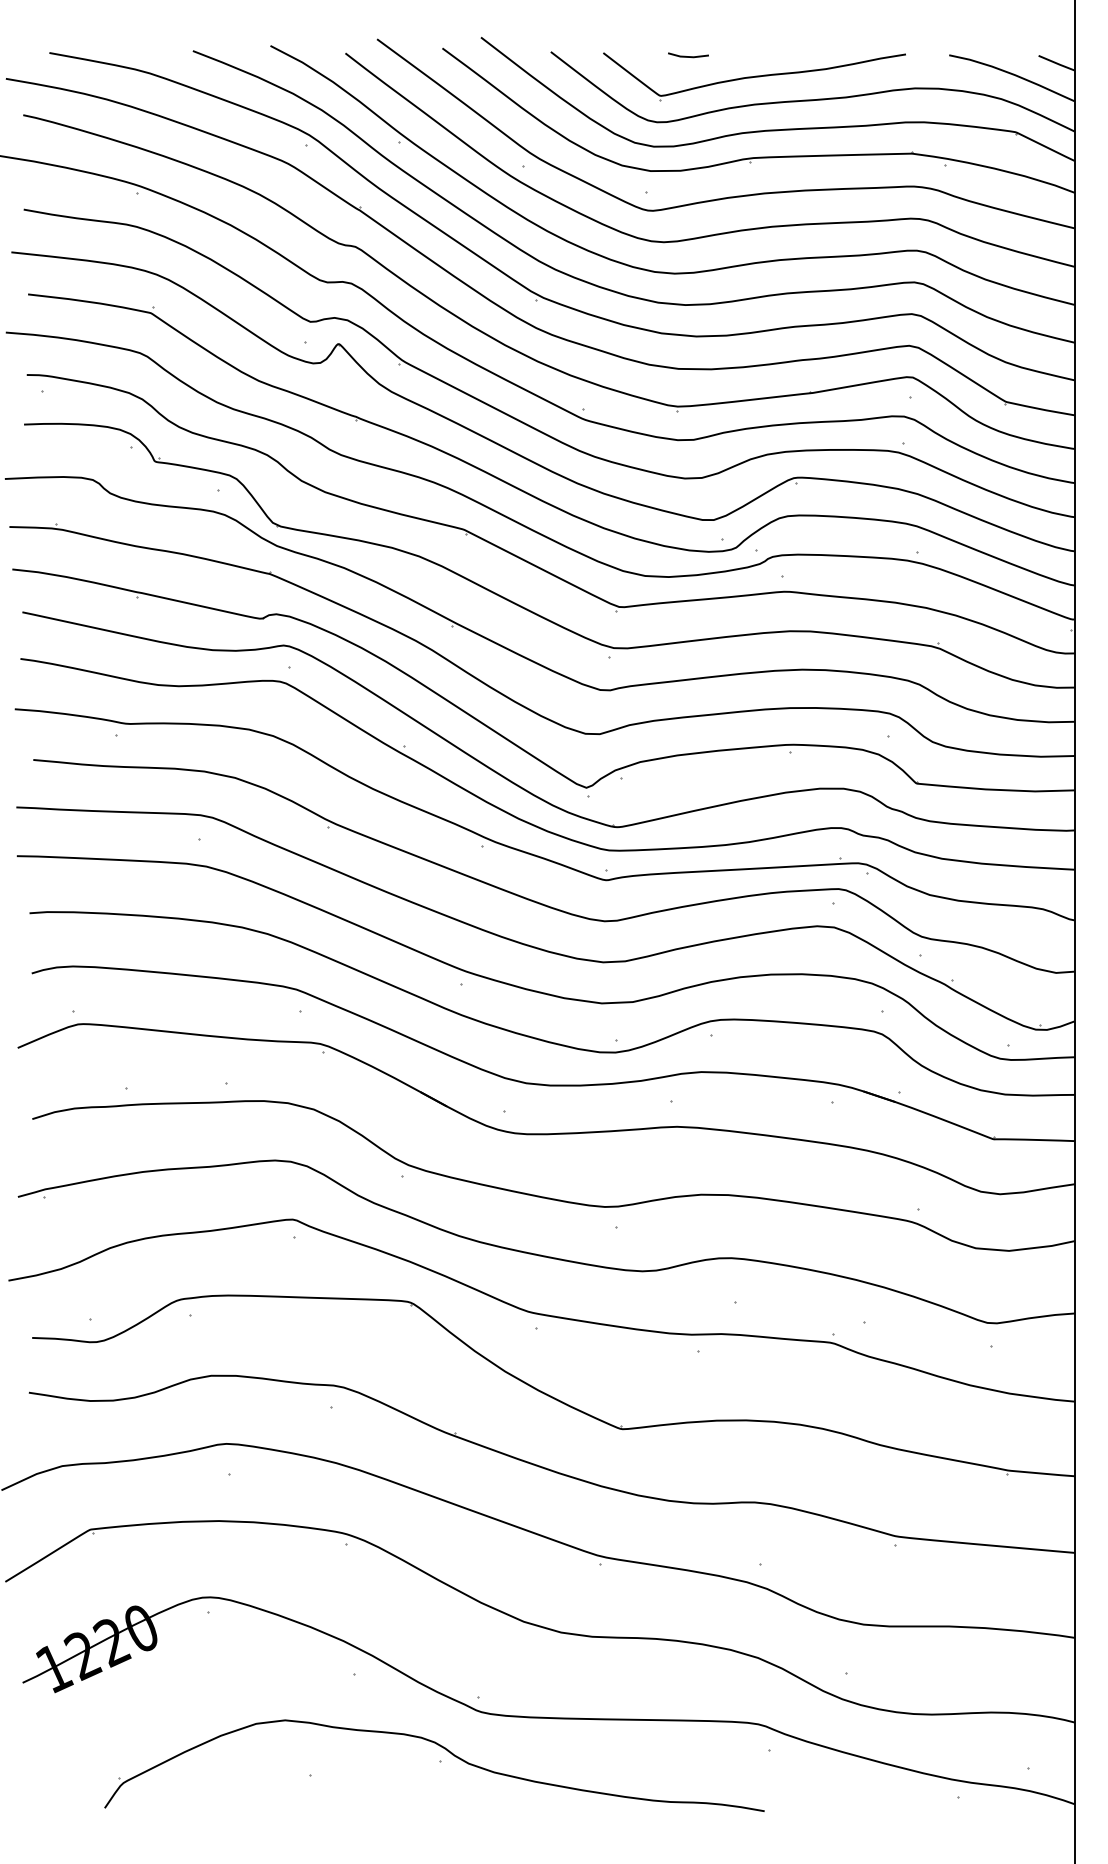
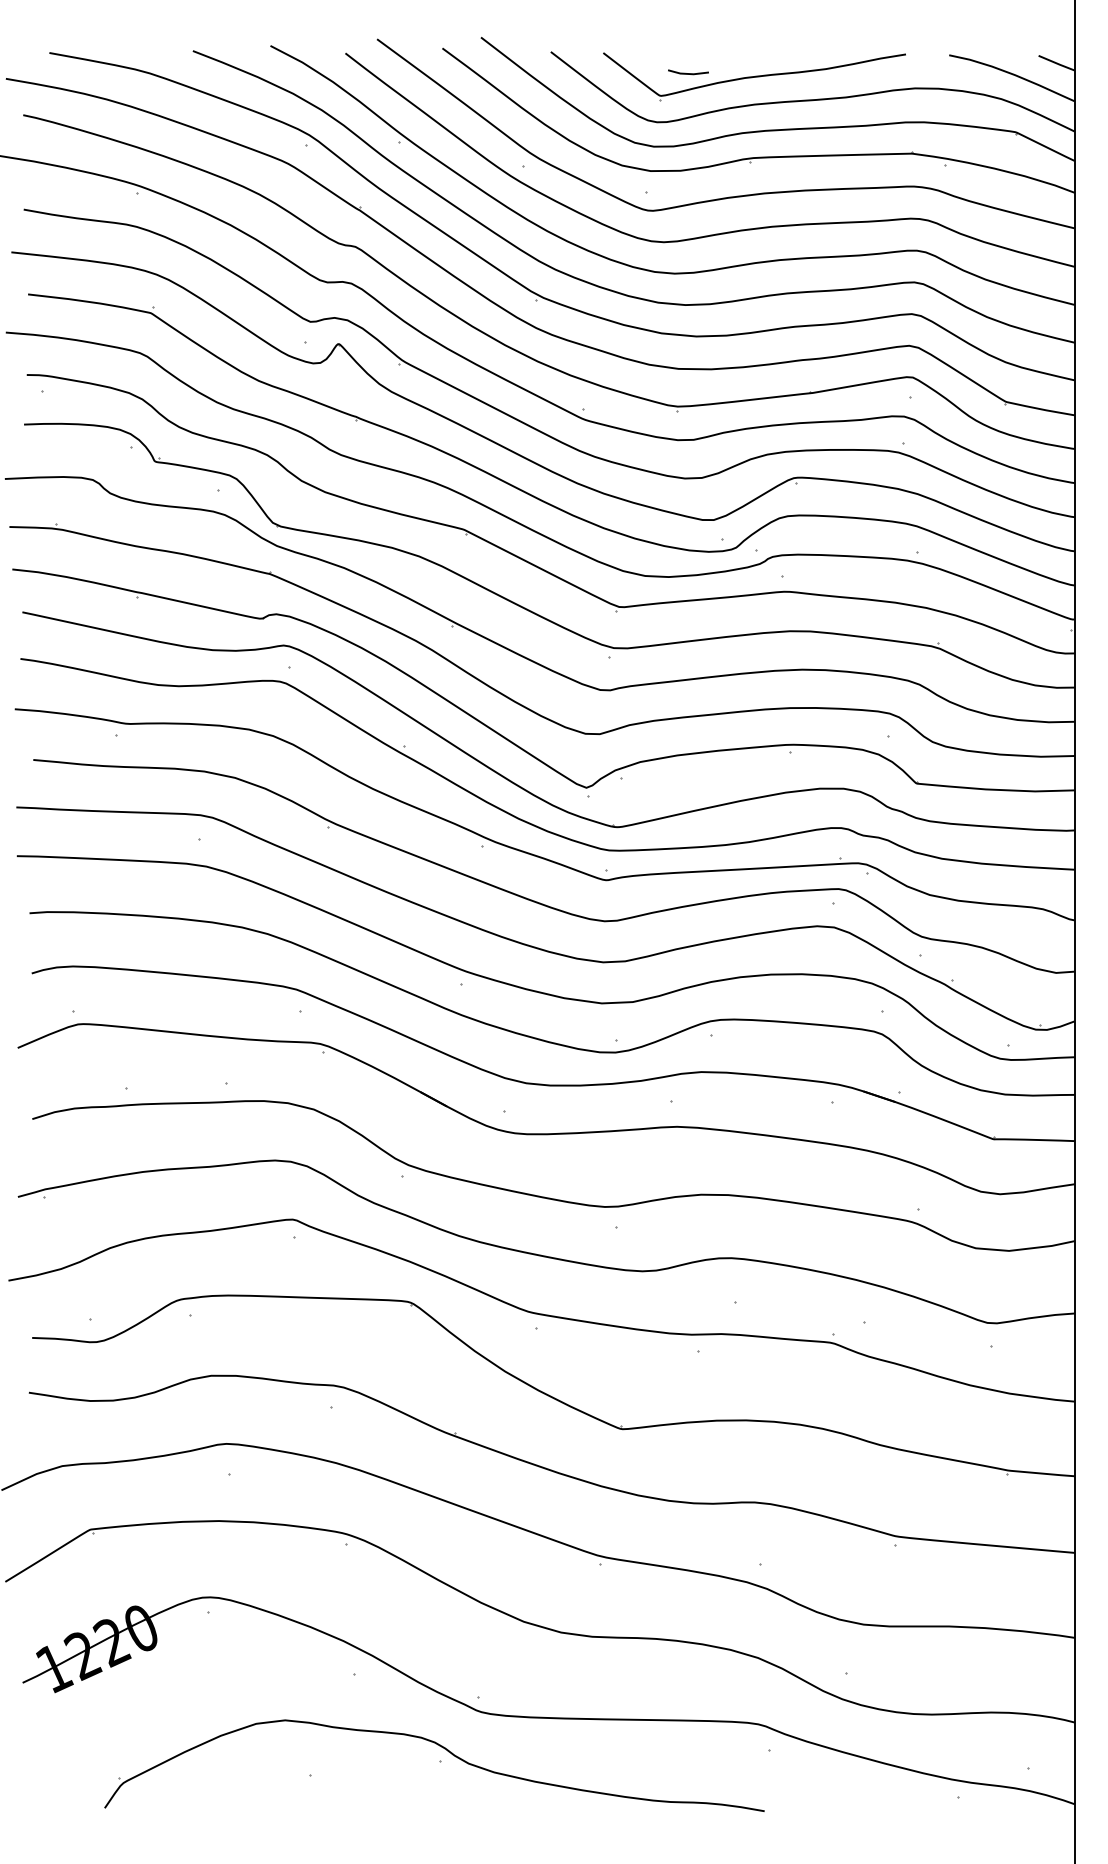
line position: (688, 56) -> (688, 73) (688, 73)
